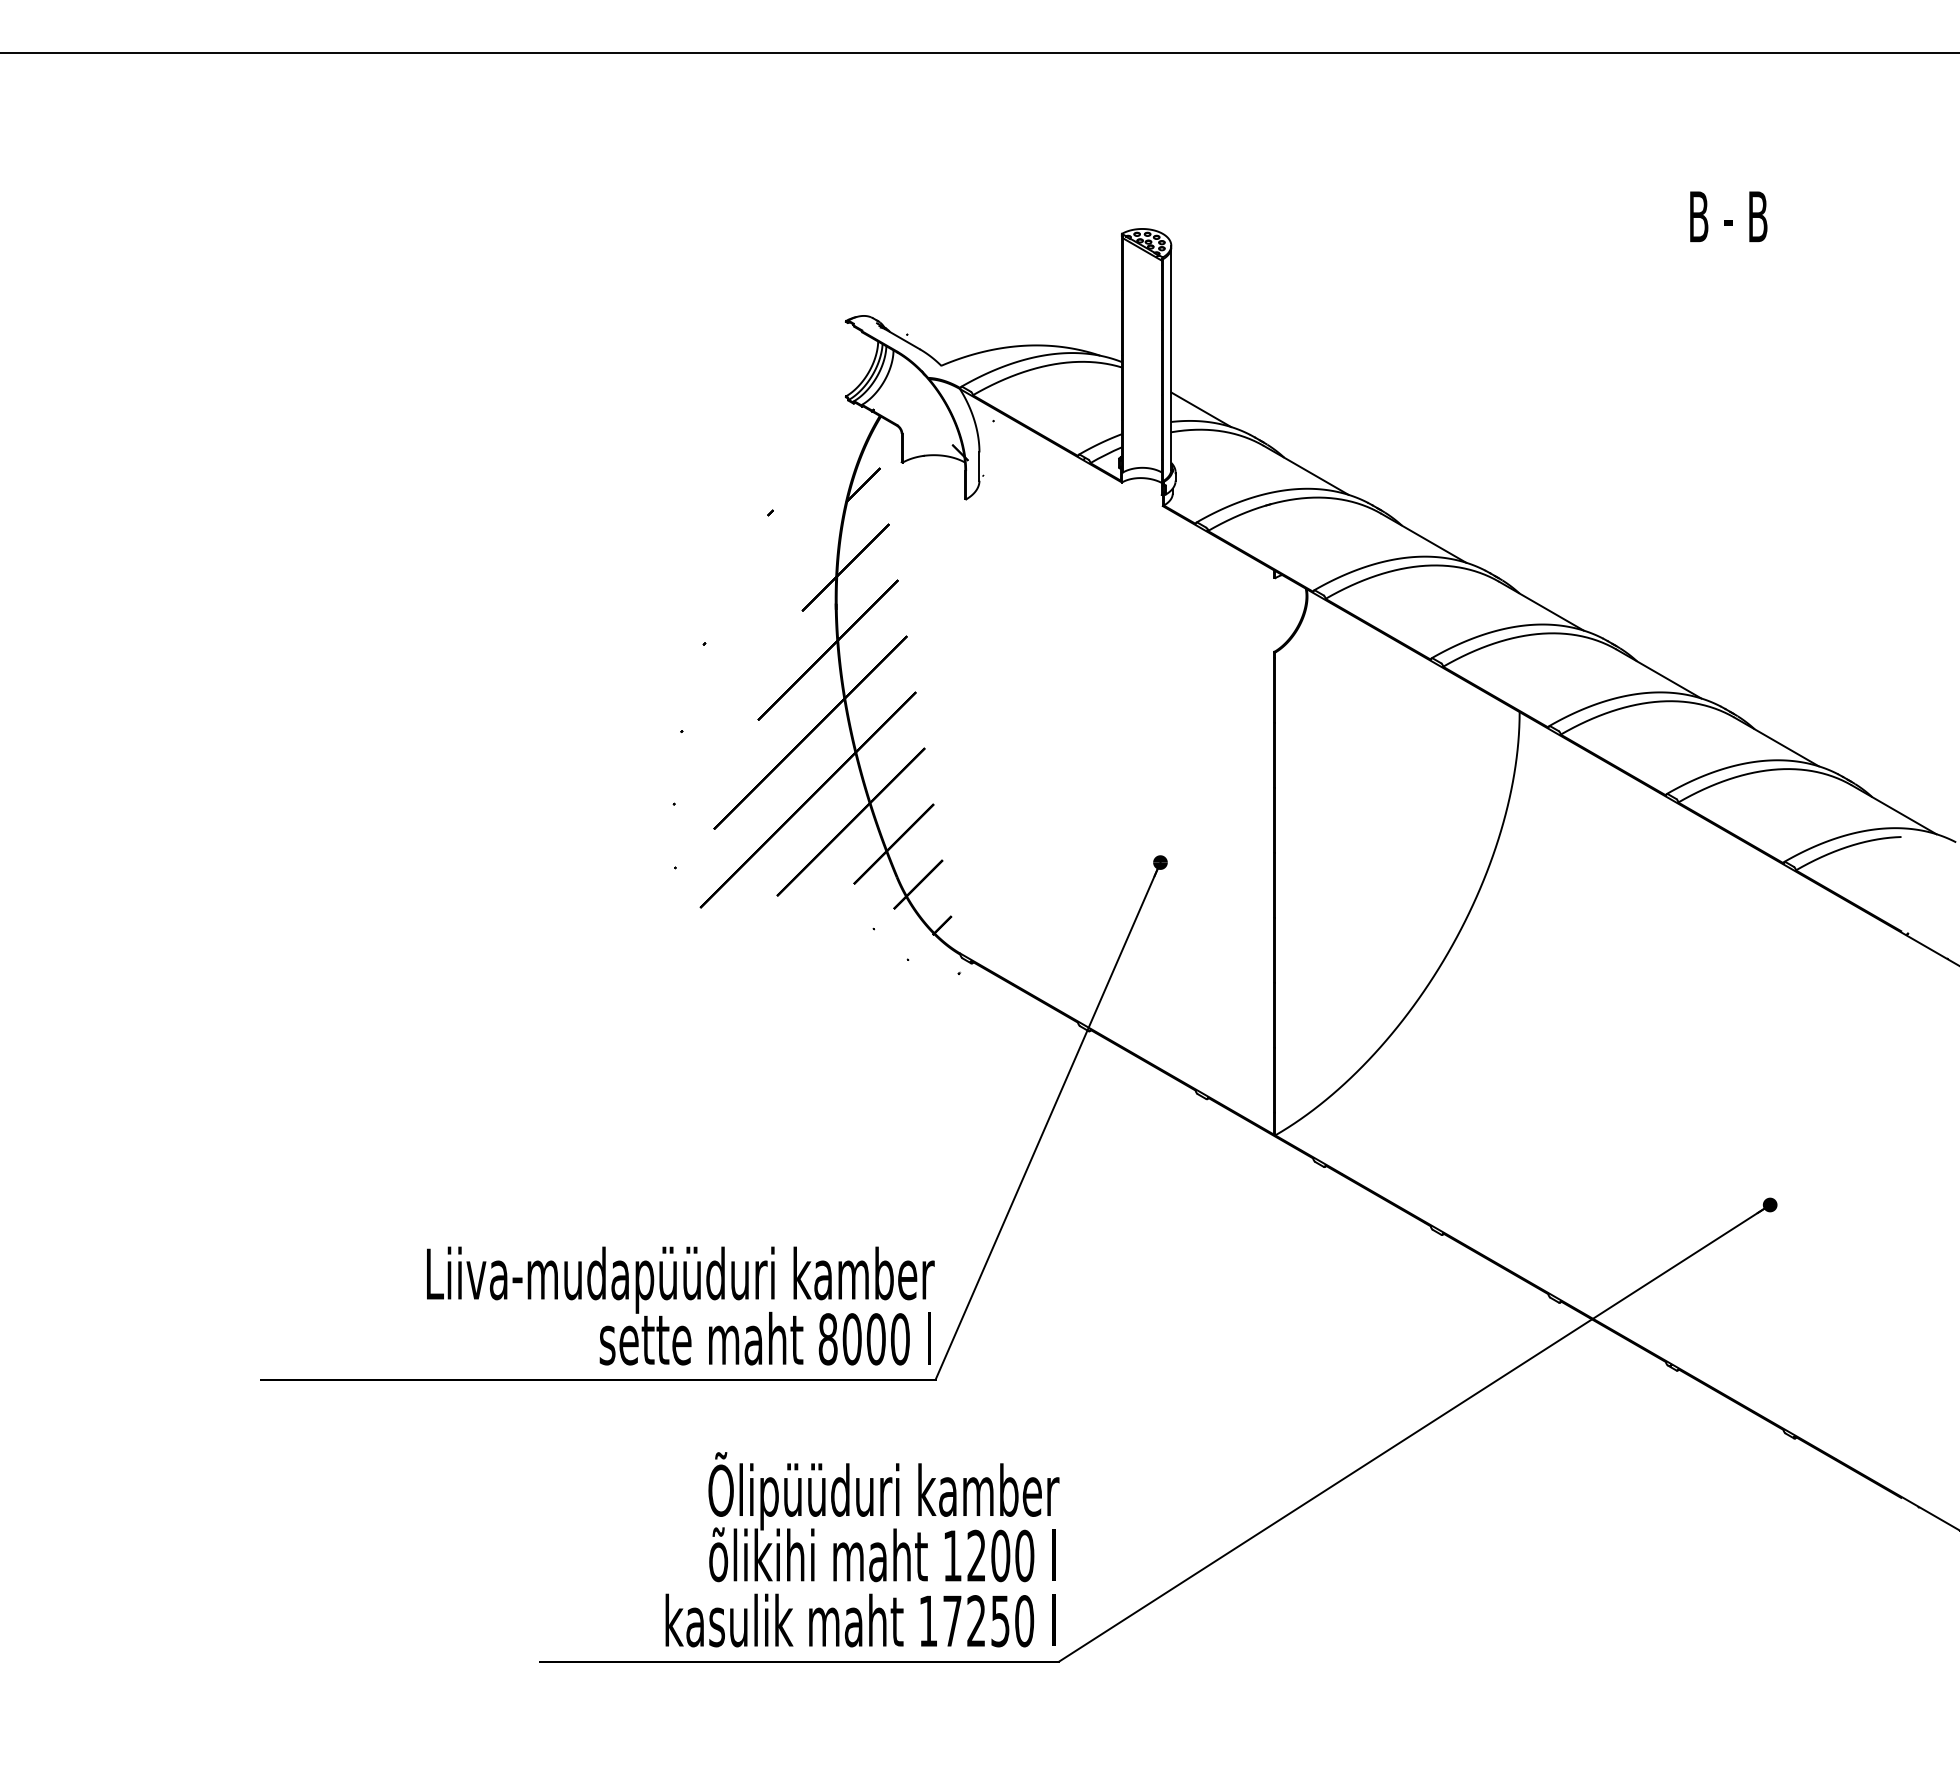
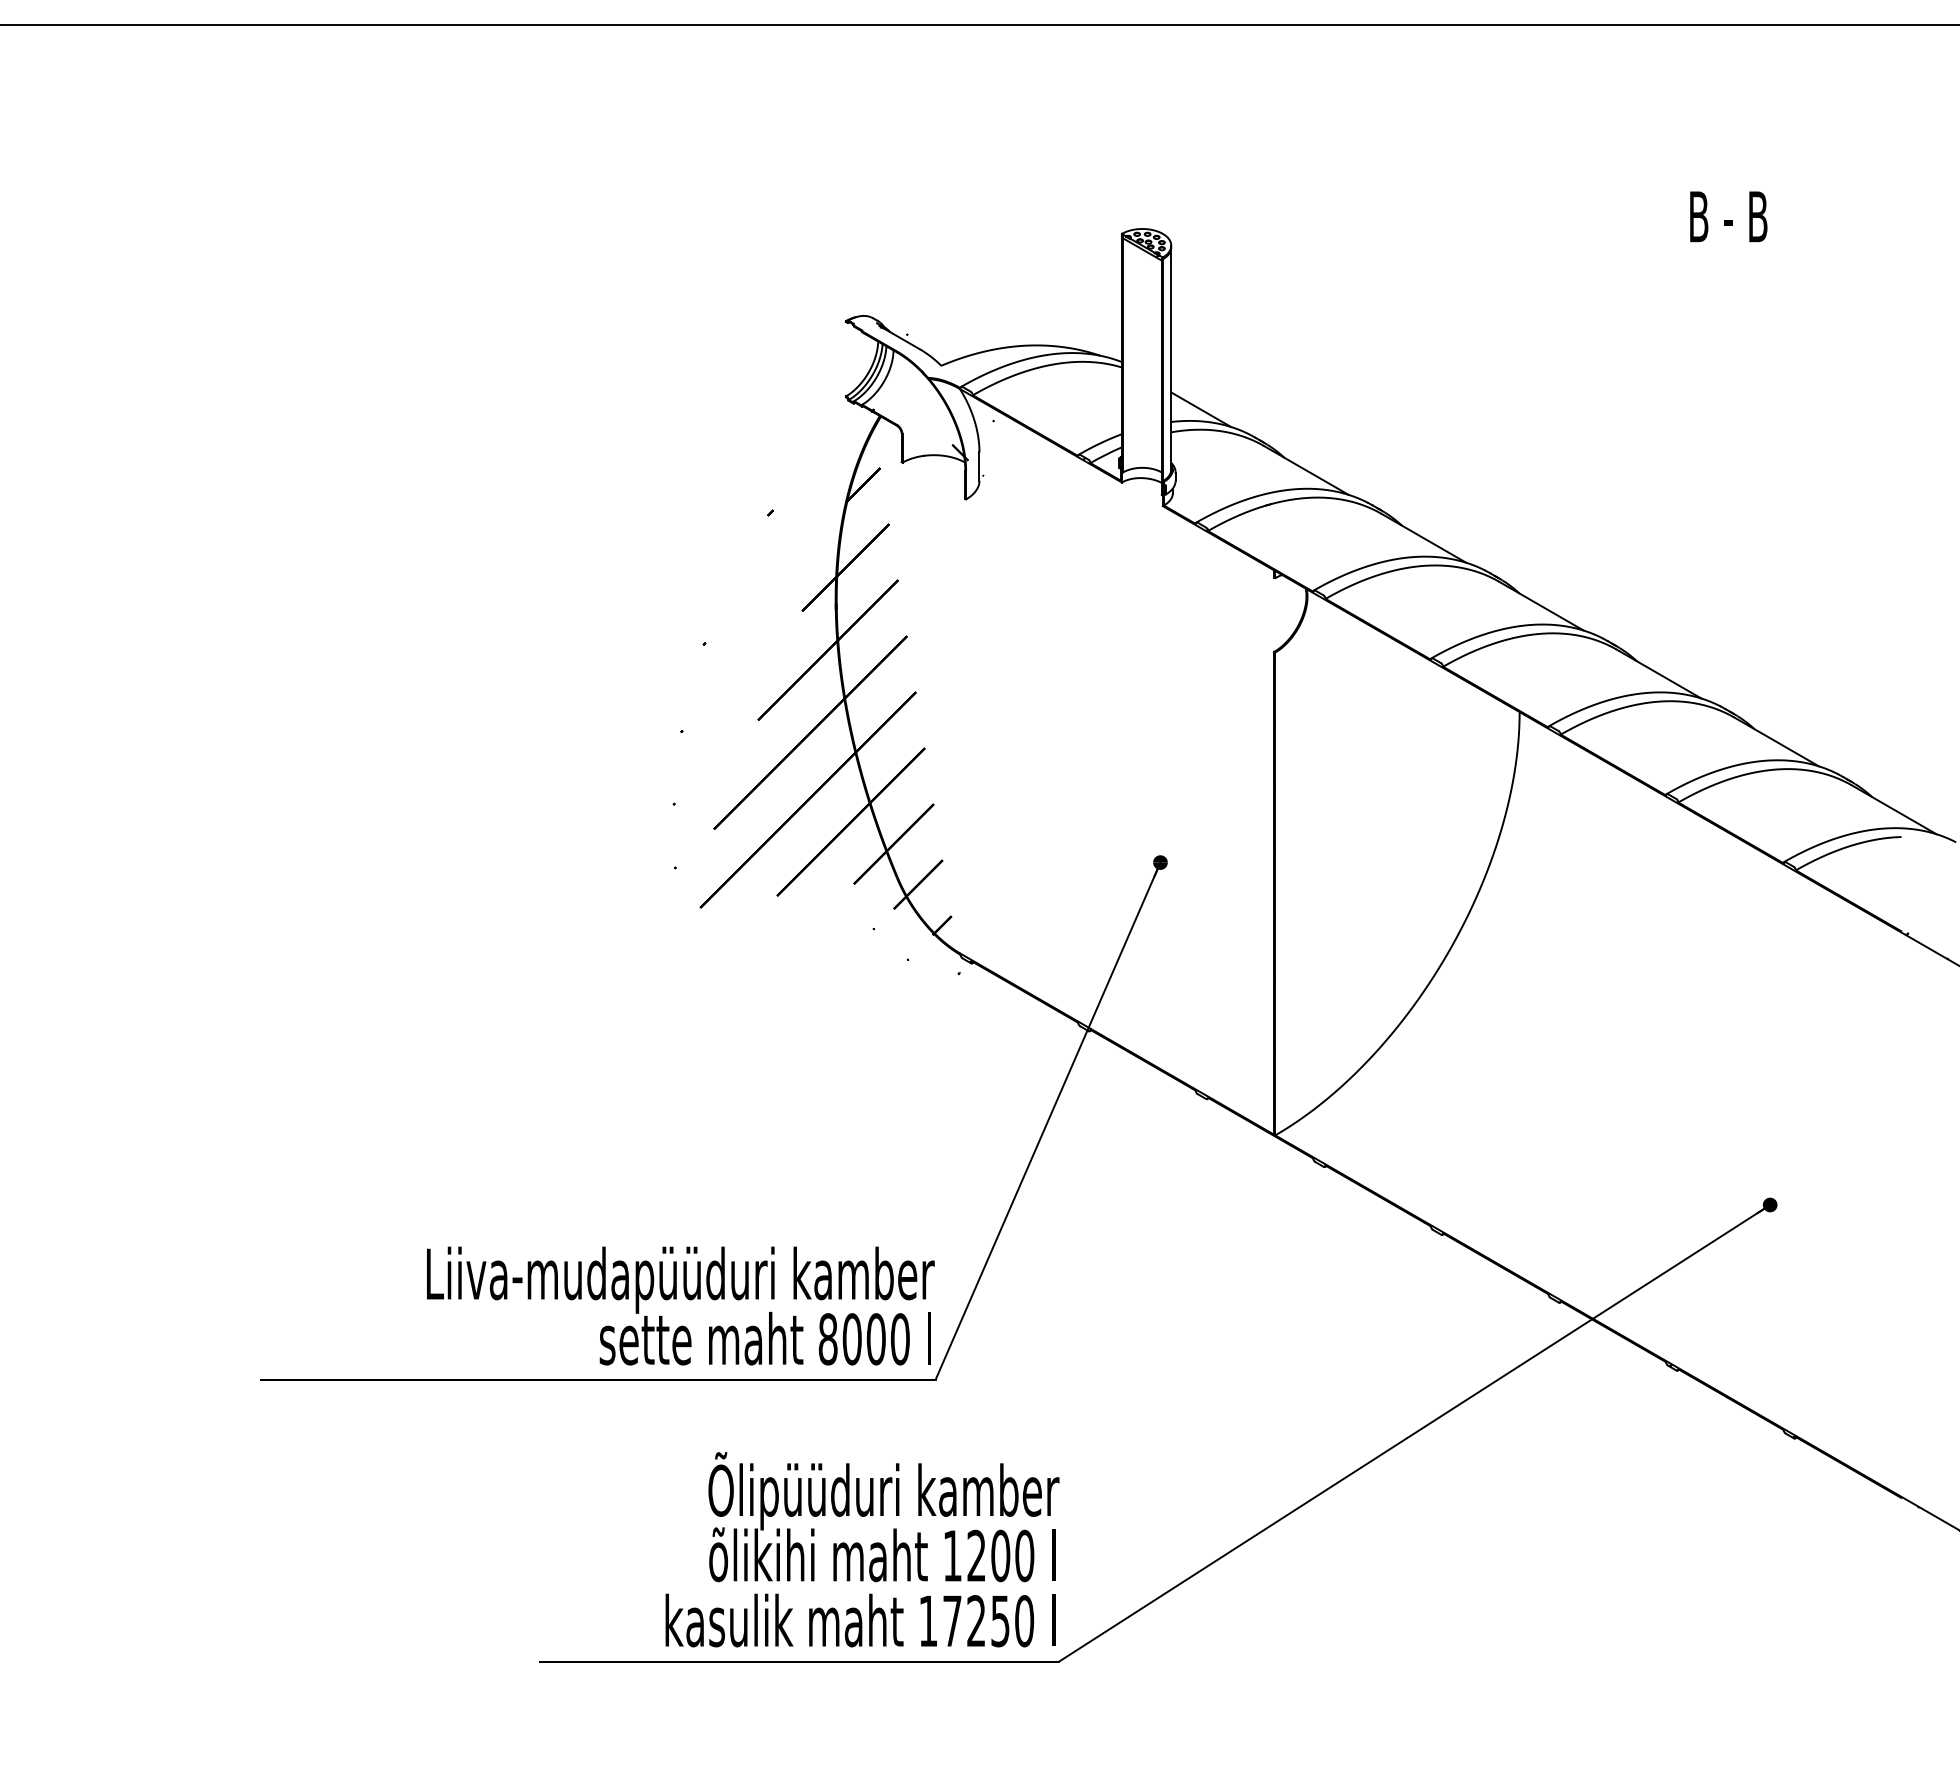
line position: (979, 53) -> (979, 25) (979, 25)
